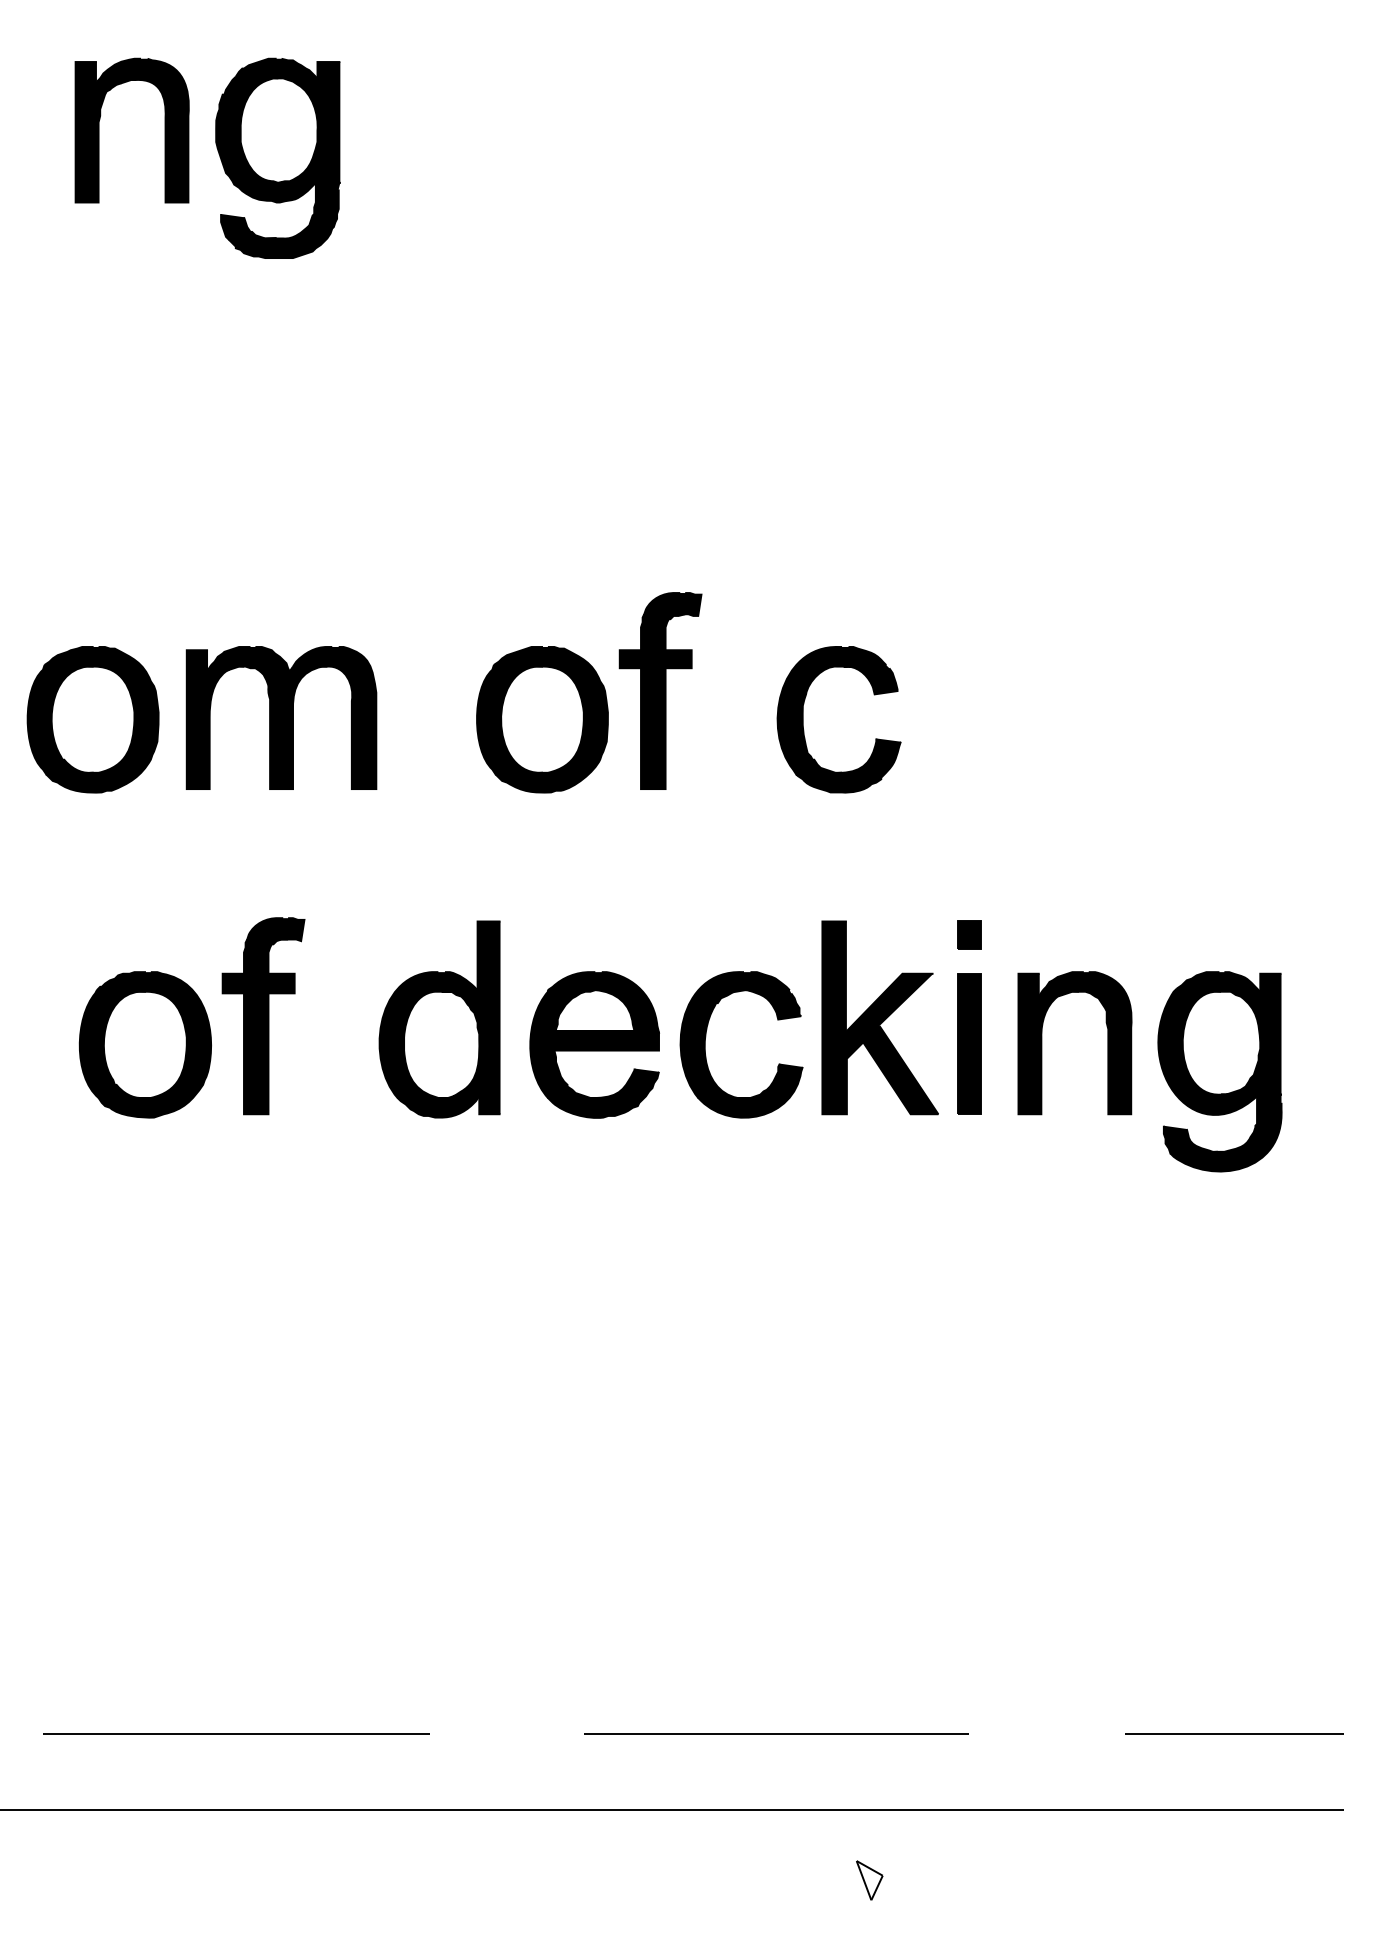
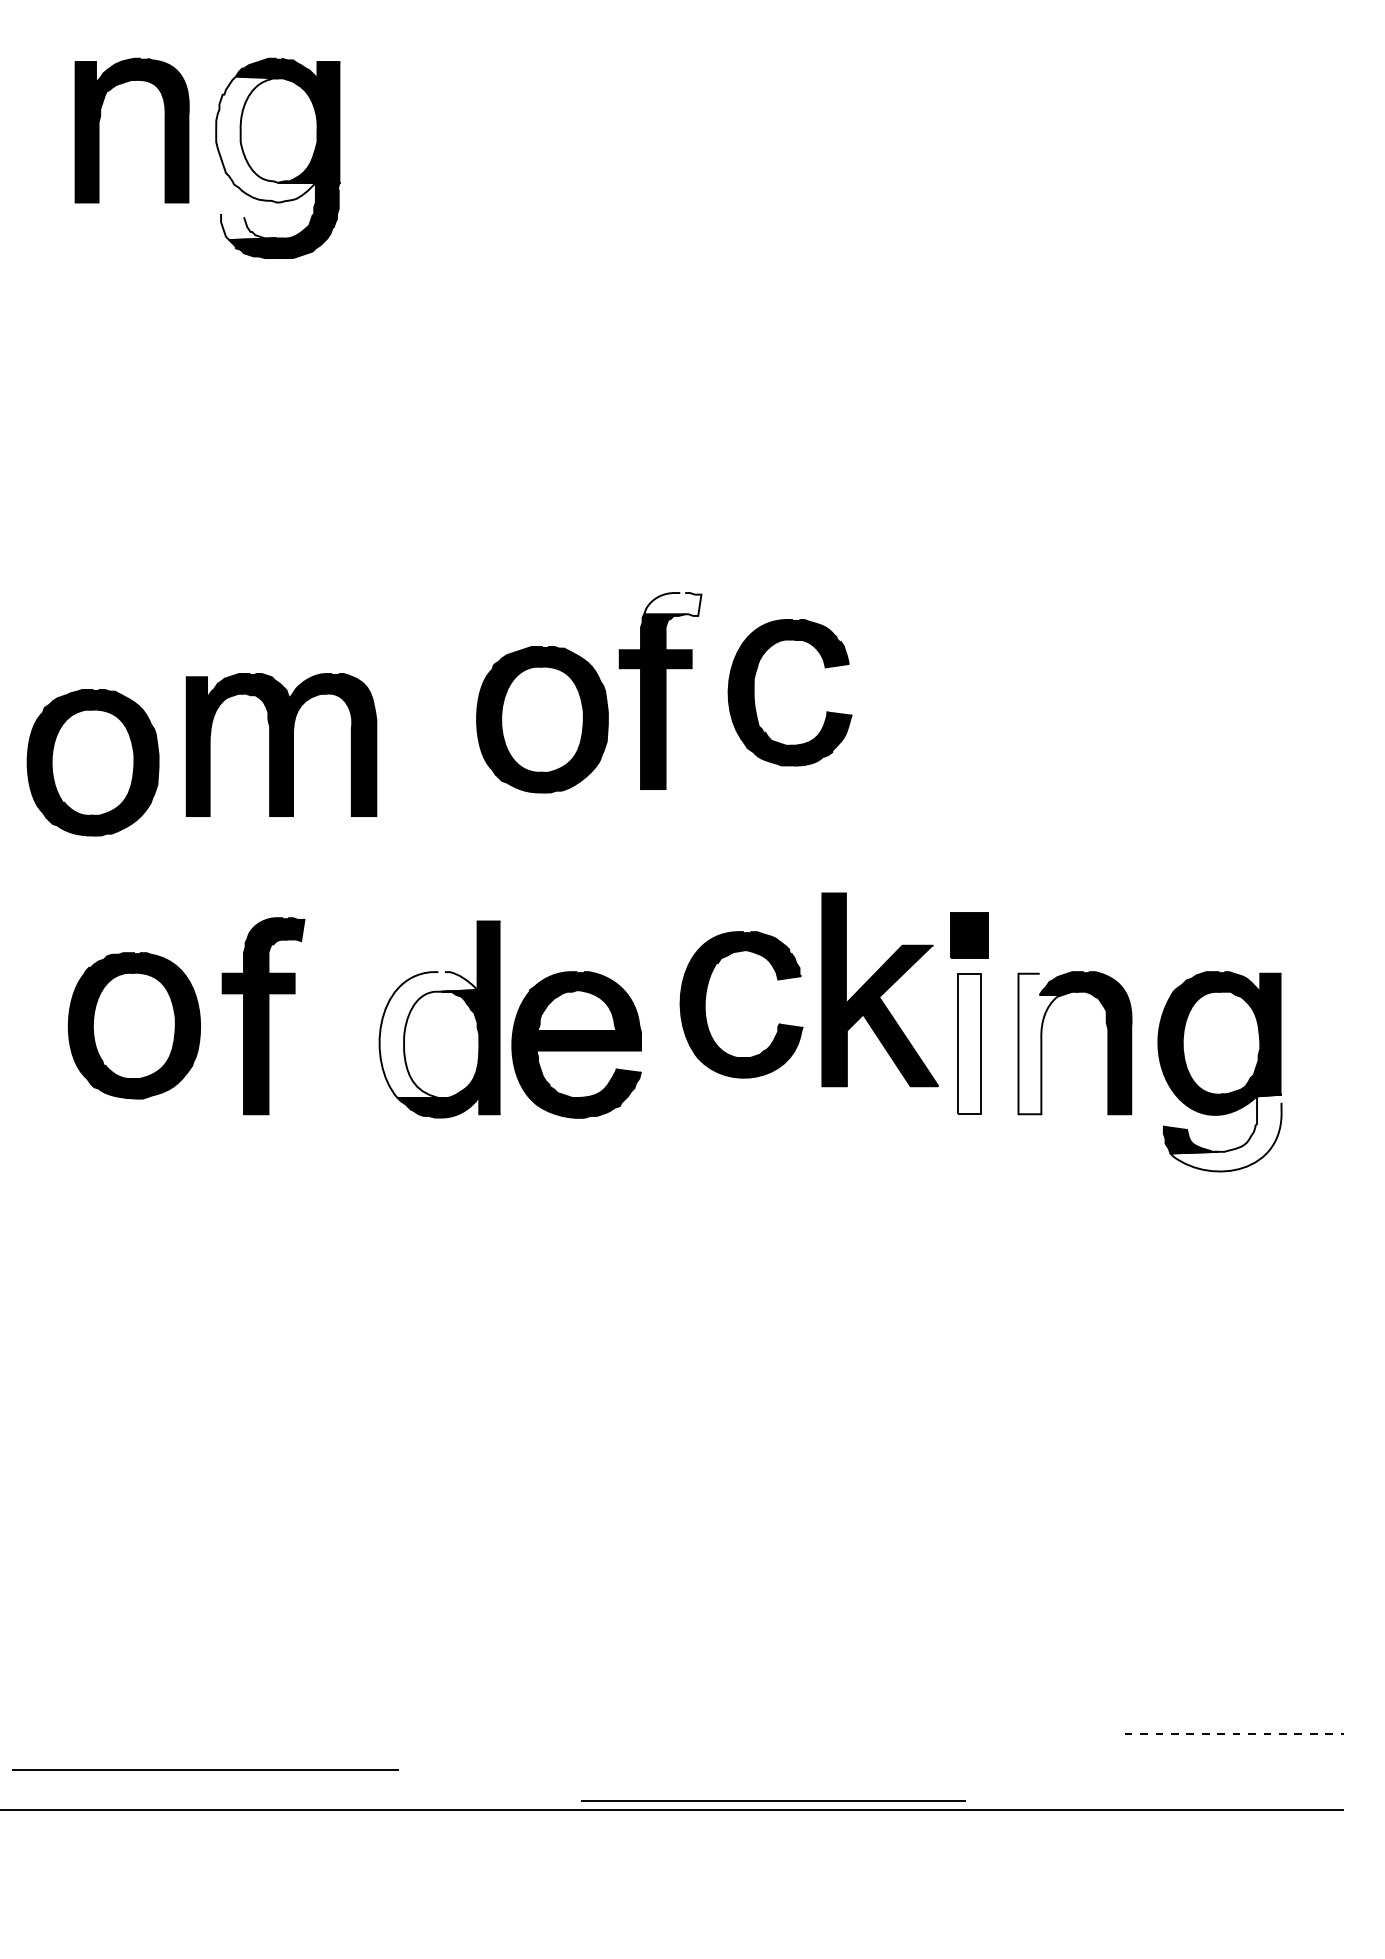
fill: present -> none (278, 139)
fill: present -> none (248, 227)
fill: present -> none (672, 604)
part position: (281, 717) -> (281, 744) (281, 744)
part position: (92, 719) -> (92, 762) (92, 762)
part position: (803, 719) -> (754, 692) (754, 692)
part size: 25x30 px -> 39x47 px (969, 935)
part position: (879, 1017) -> (879, 989) (879, 989)
fill: present -> none (428, 1034)
part position: (706, 1037) -> (706, 997) (706, 997)
fill: present -> none (969, 1043)
fill: present -> none (1040, 1043)
part position: (144, 1044) -> (133, 1025) (133, 1025)
part position: (594, 1044) -> (576, 1044) (576, 1044)
fill: present -> none (1225, 1132)
line position: (236, 1733) -> (205, 1769) (205, 1769)
line position: (776, 1733) -> (773, 1800) (773, 1800)
line: solid -> dashed (1234, 1733)
part: present -> none (869, 1880)
